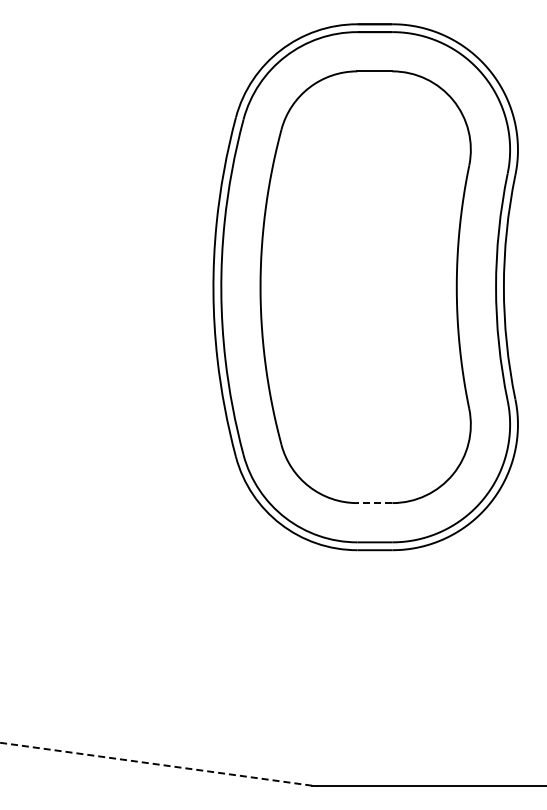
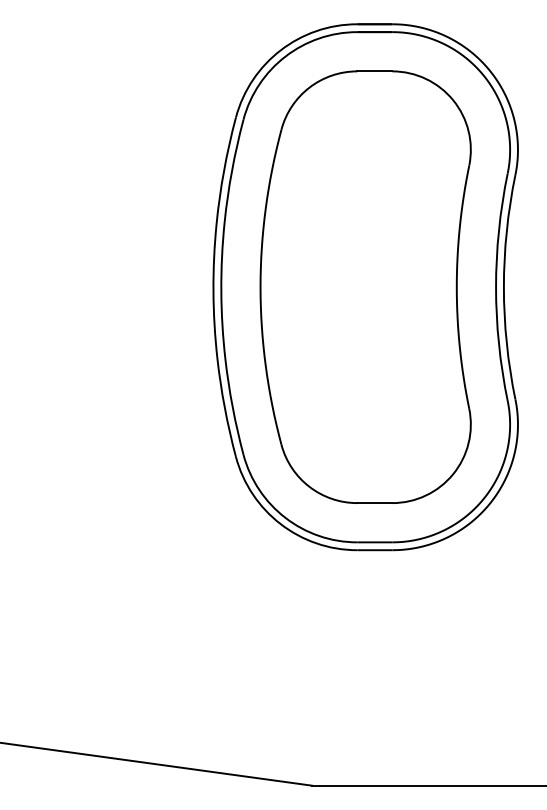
line: dashed -> solid (374, 503)
line: dashed -> solid (155, 764)
